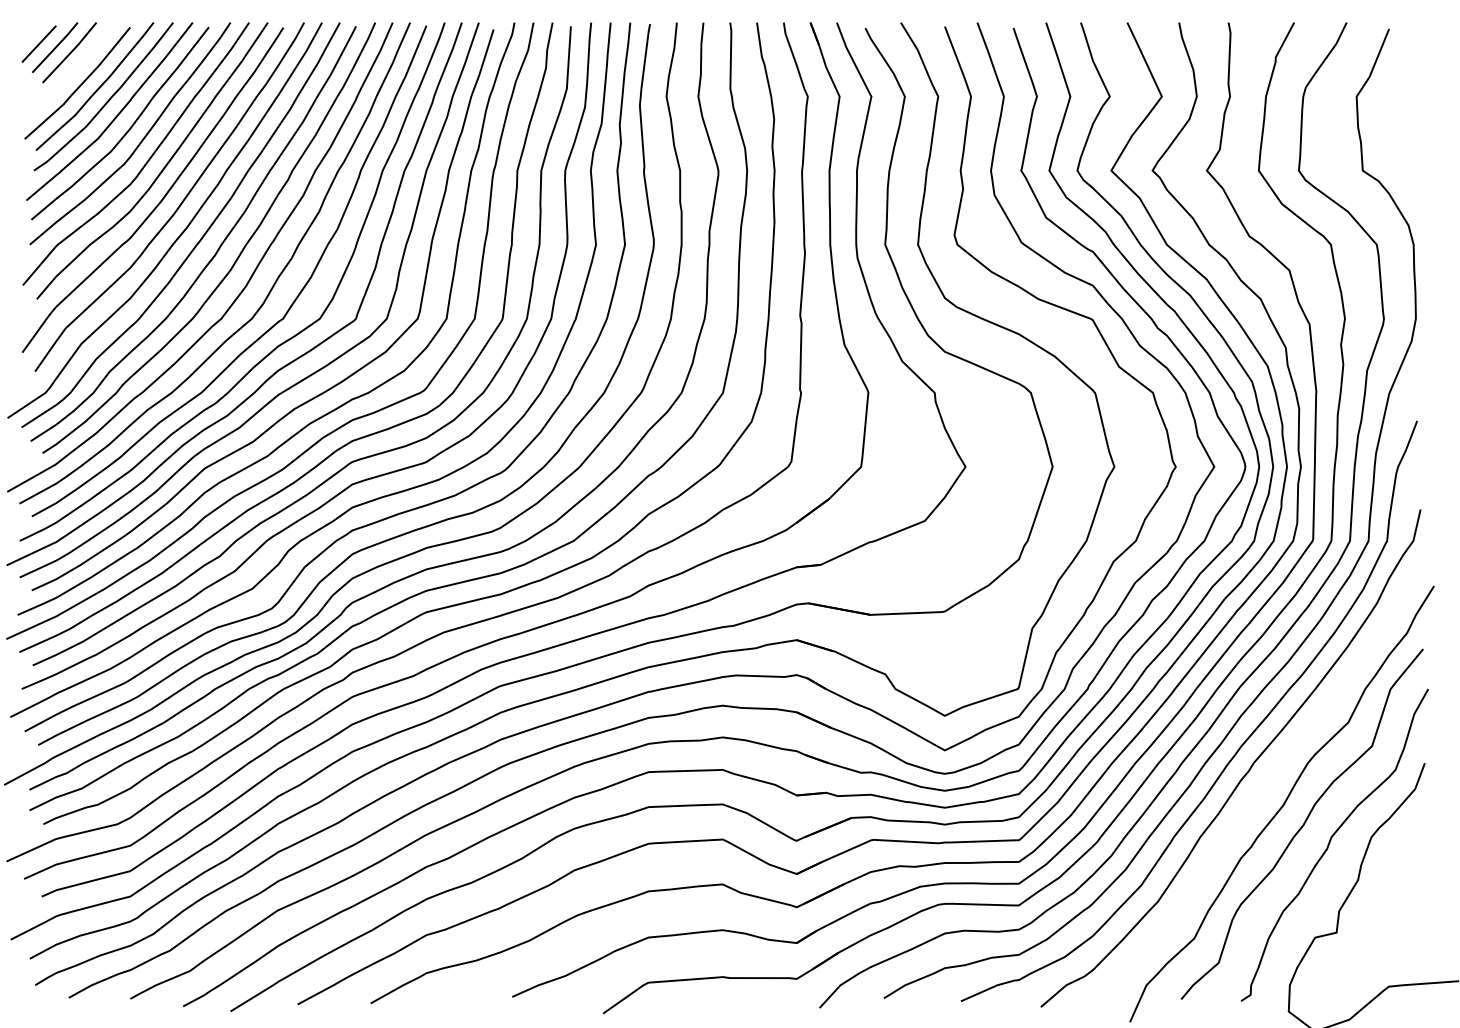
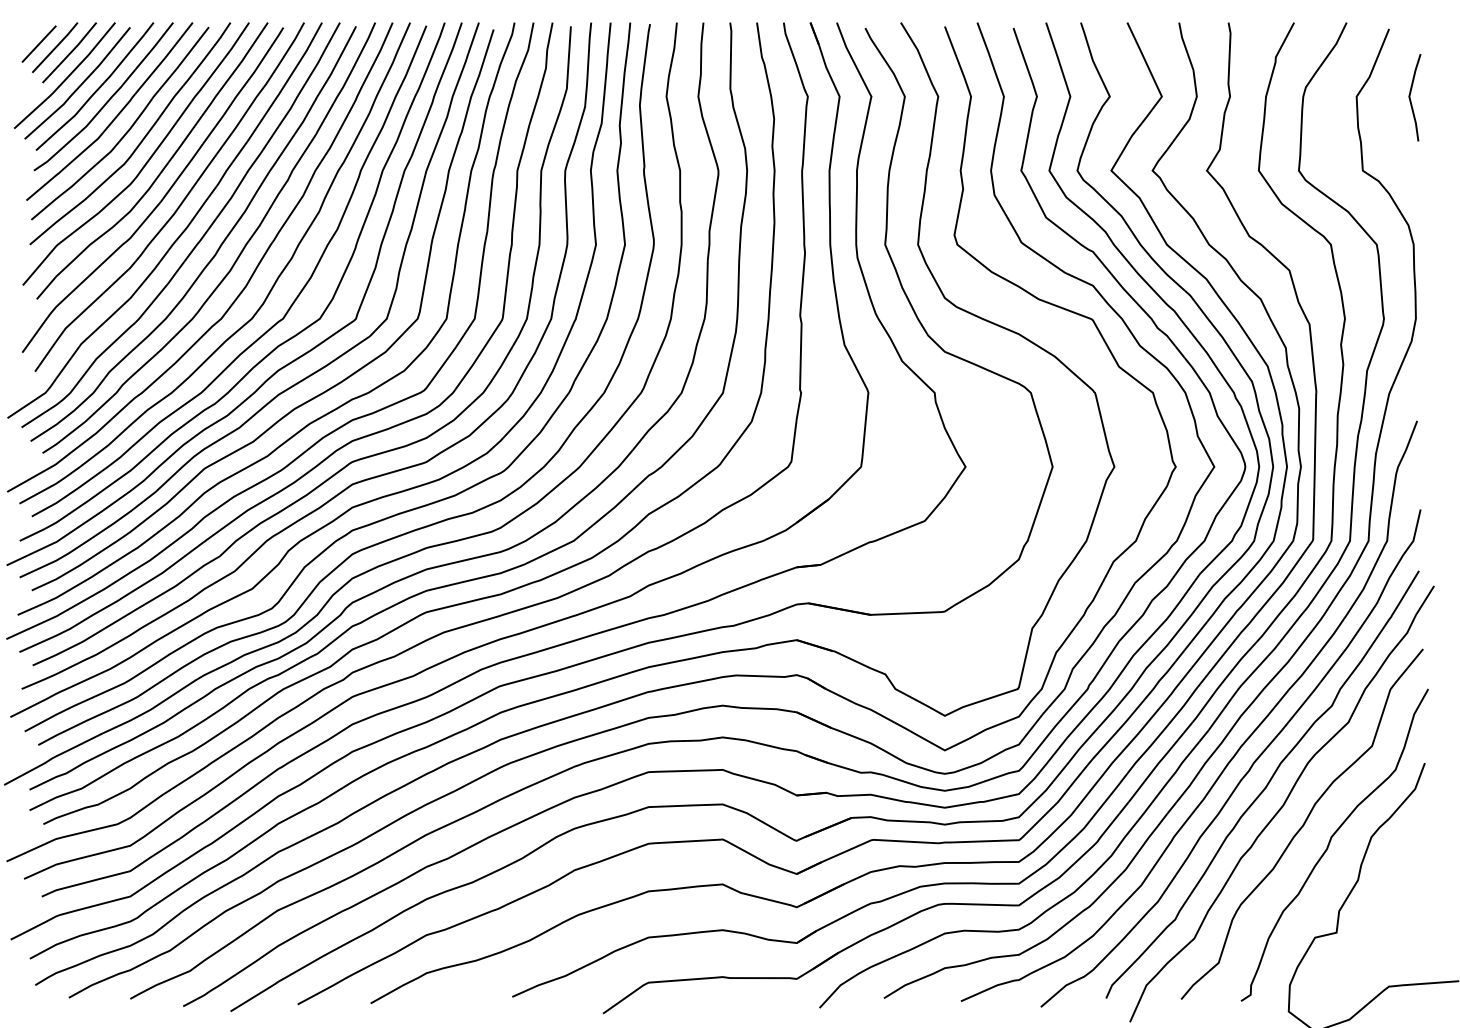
curve: none -> present (66, 77)
line: none -> present (1410, 97)
curve: none -> present (1265, 786)
